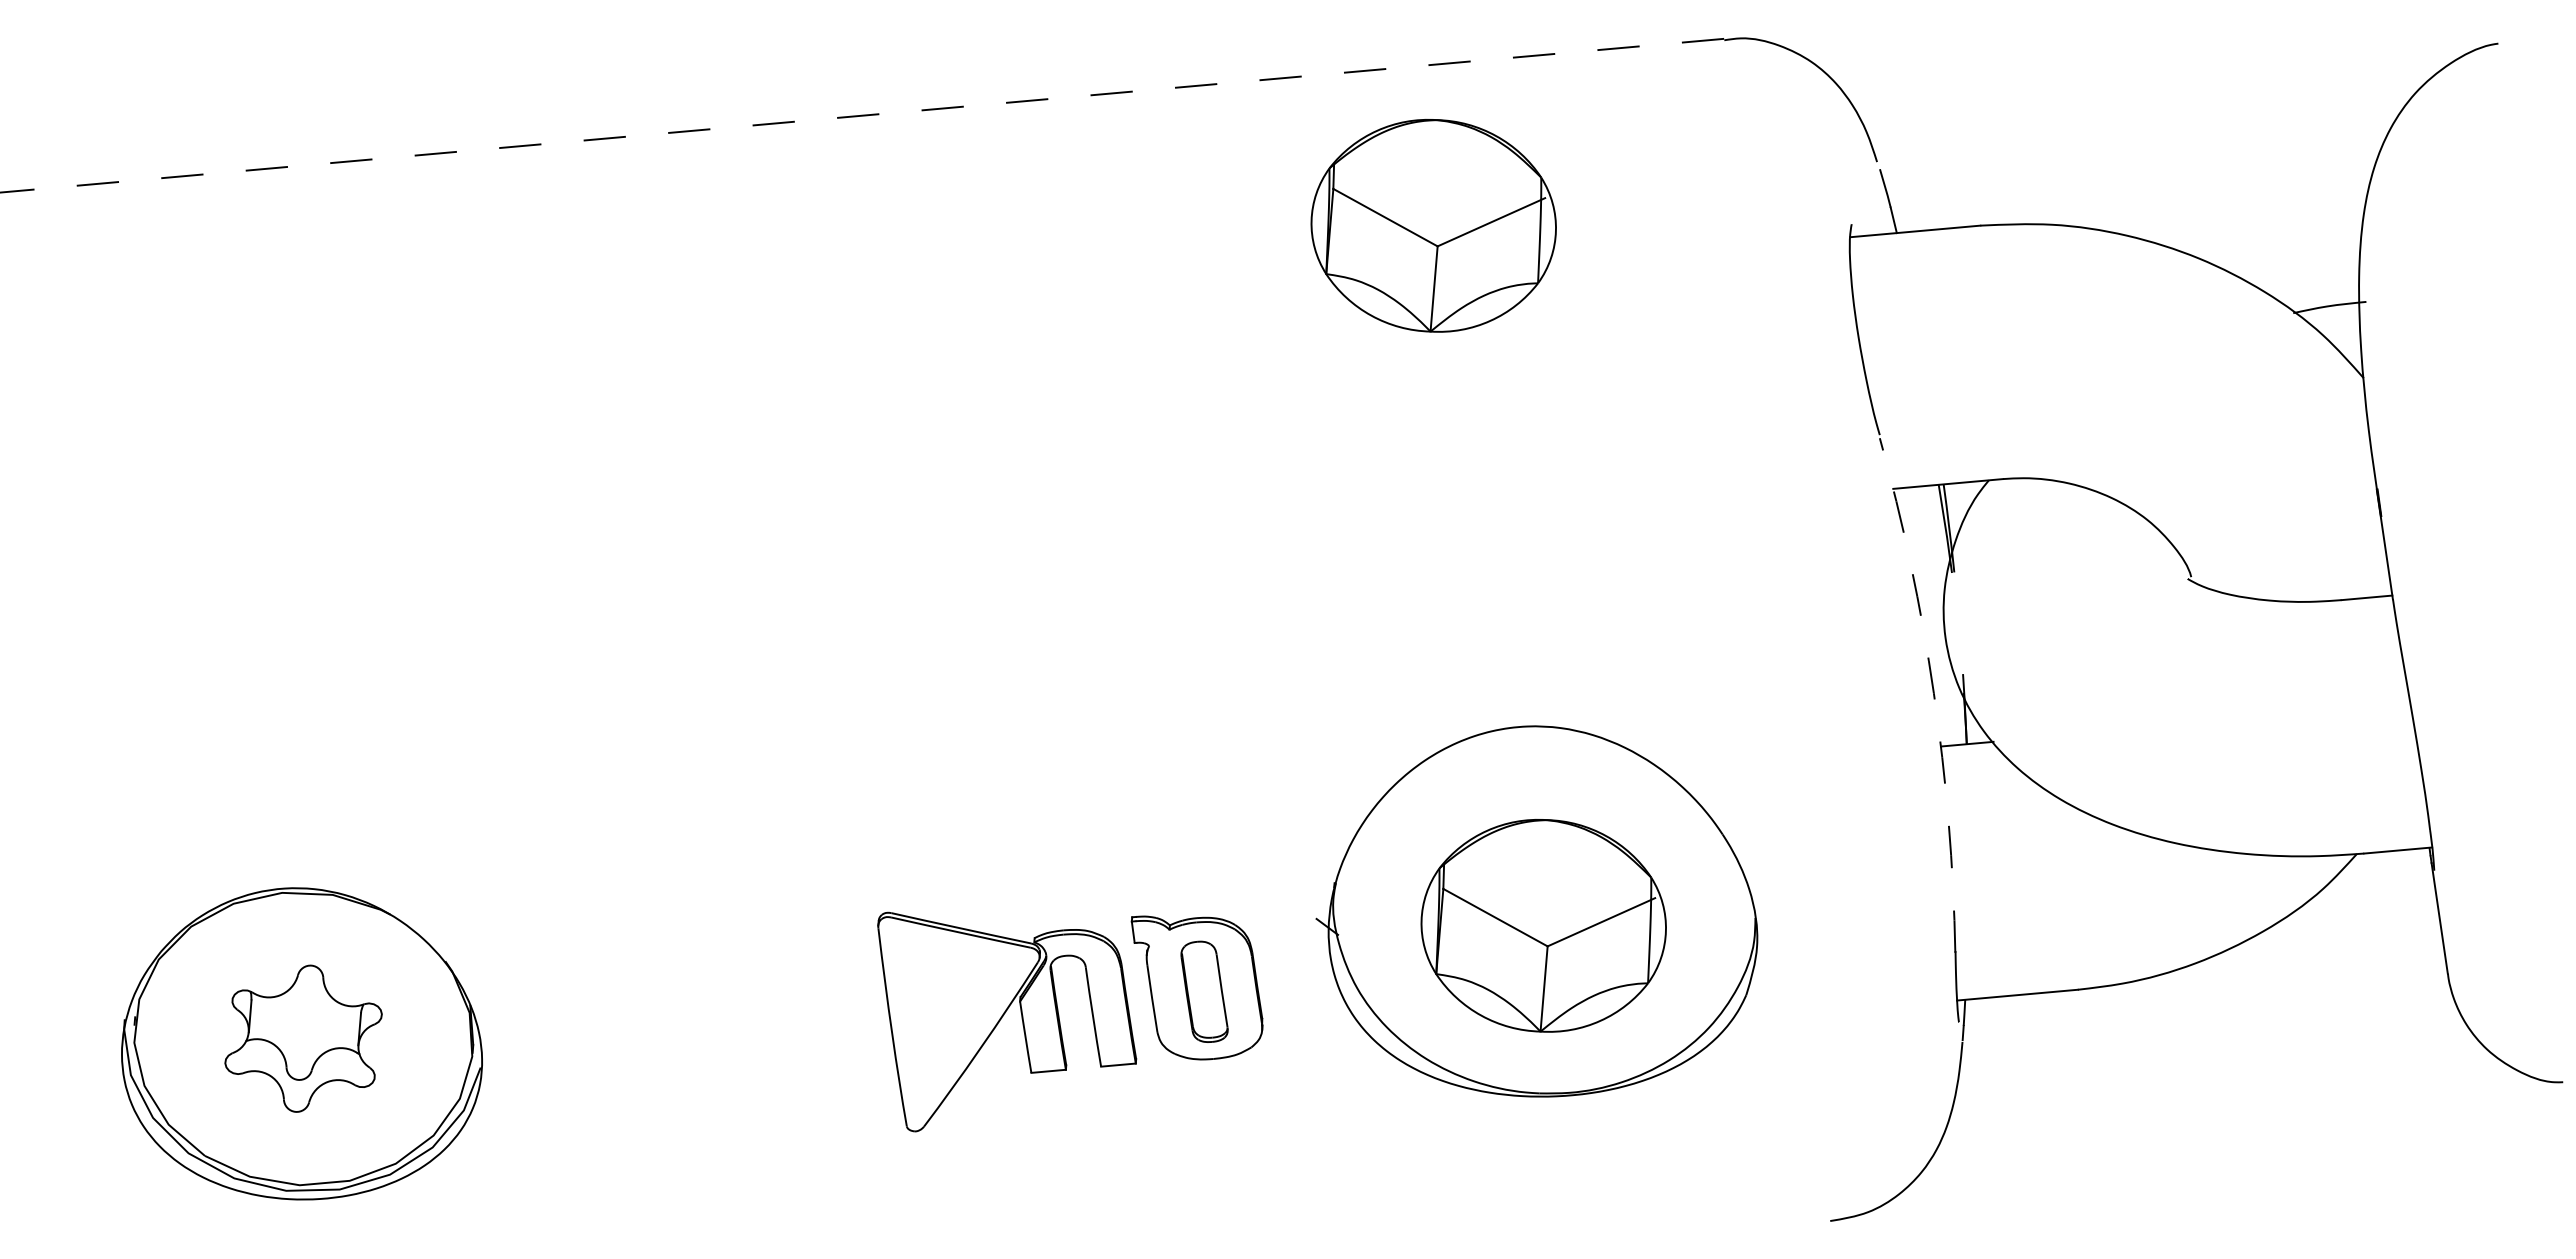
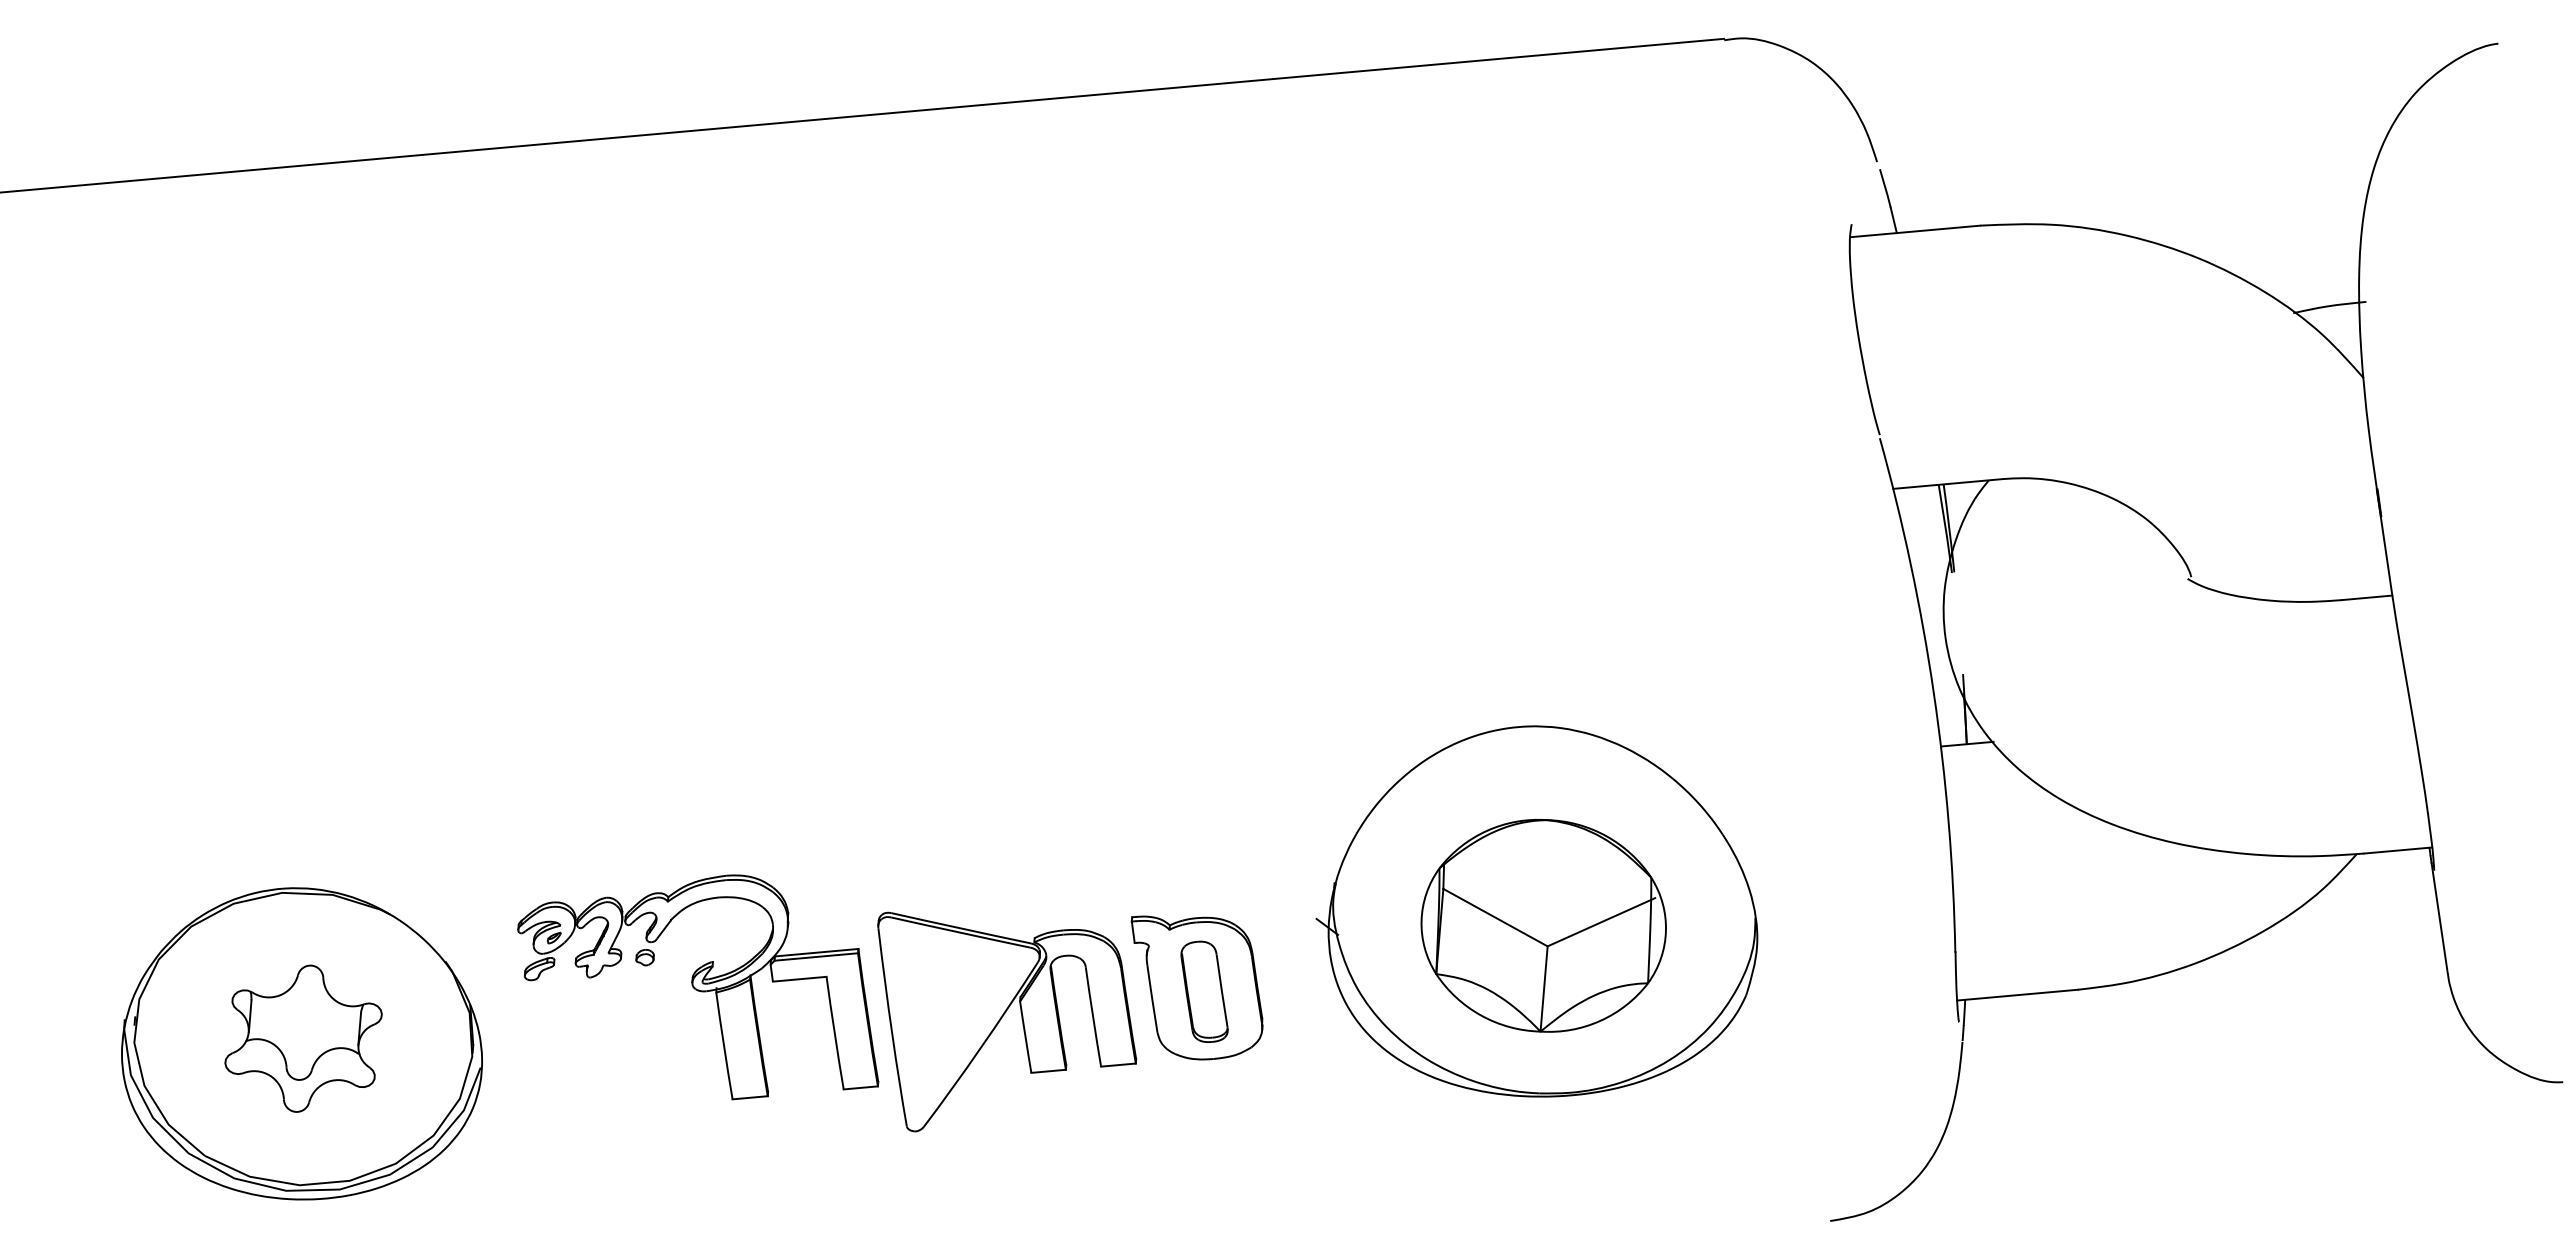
line: dashed -> solid (861, 115)
part: present -> none (1433, 225)
arc: dashed -> solid (1933, 693)
part: none -> present (698, 987)
